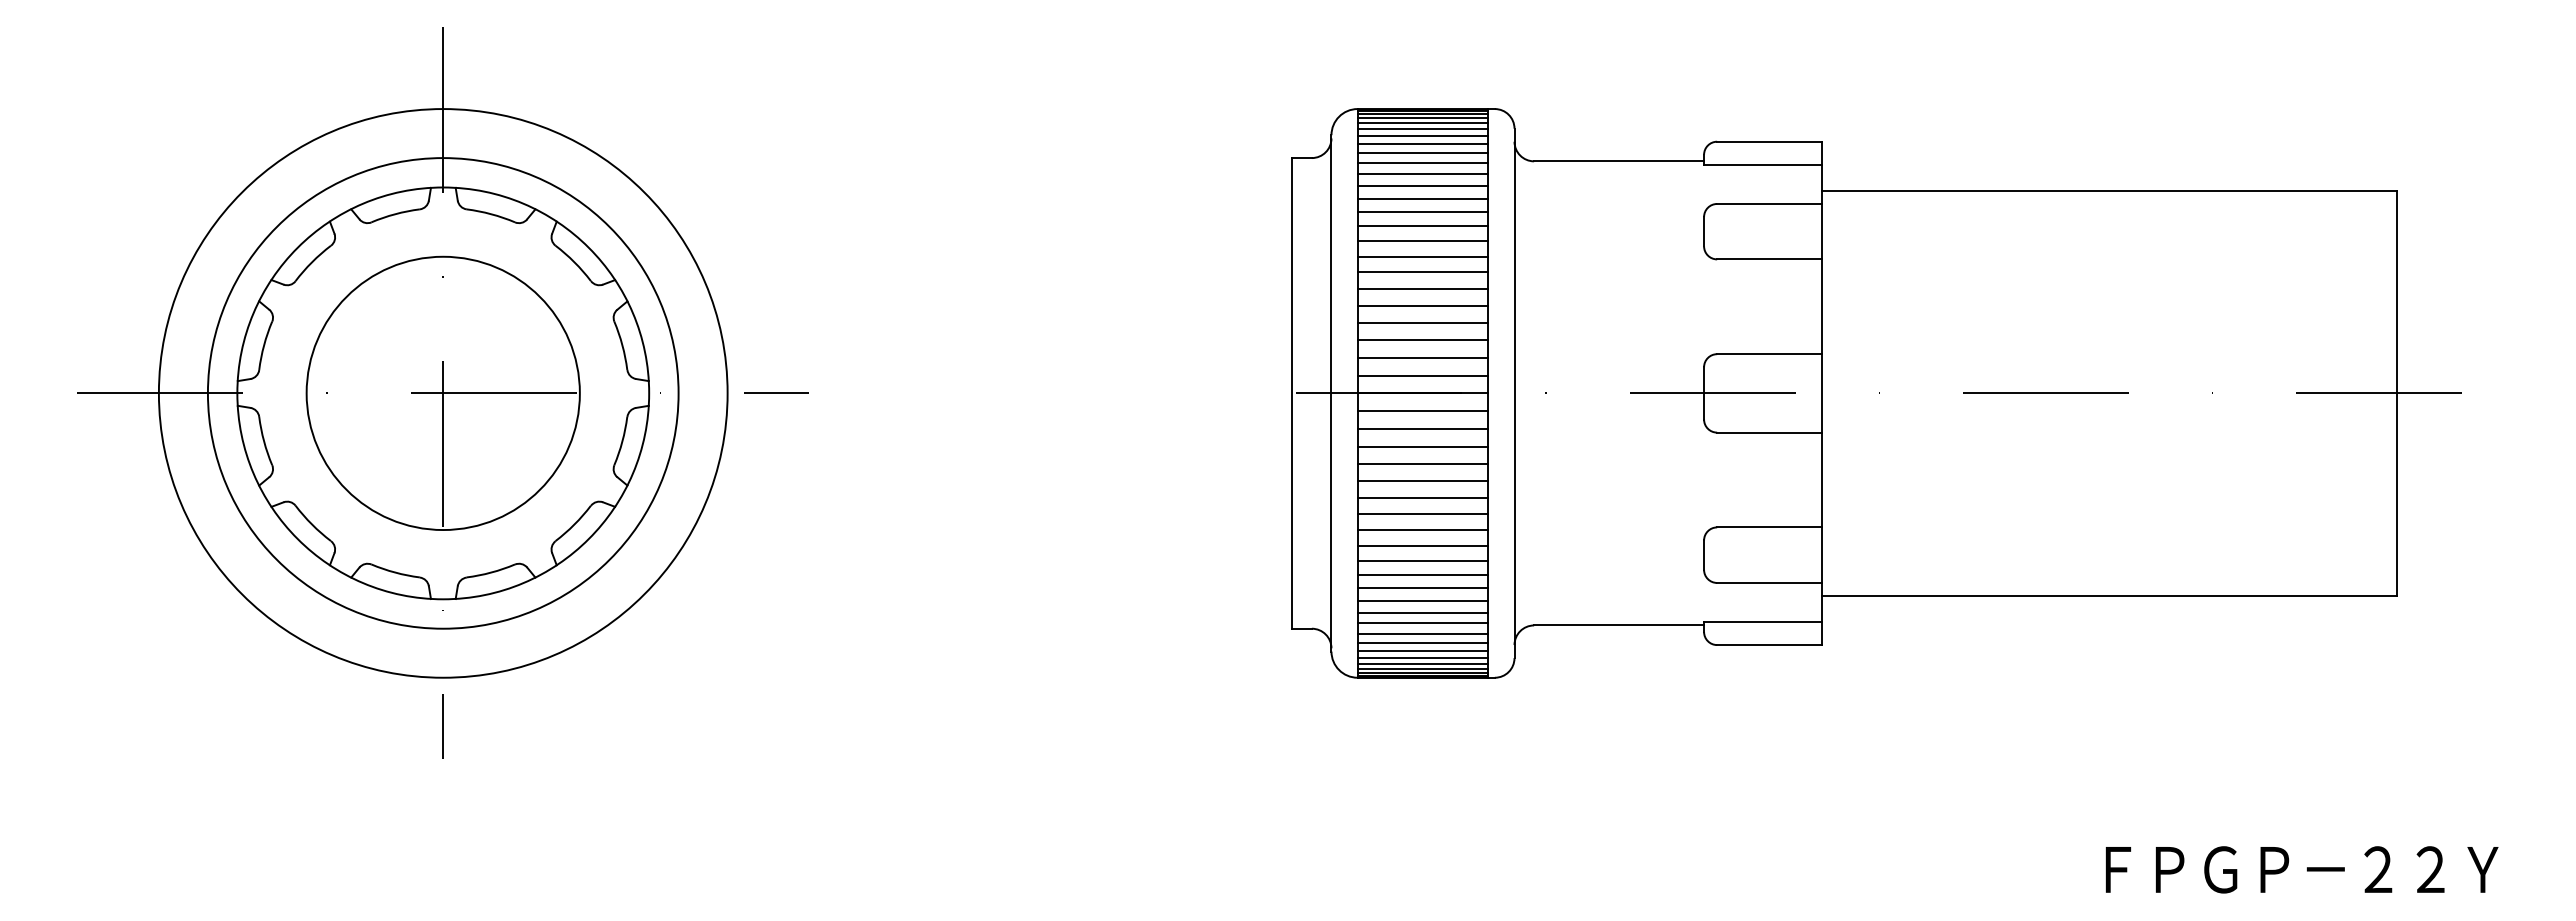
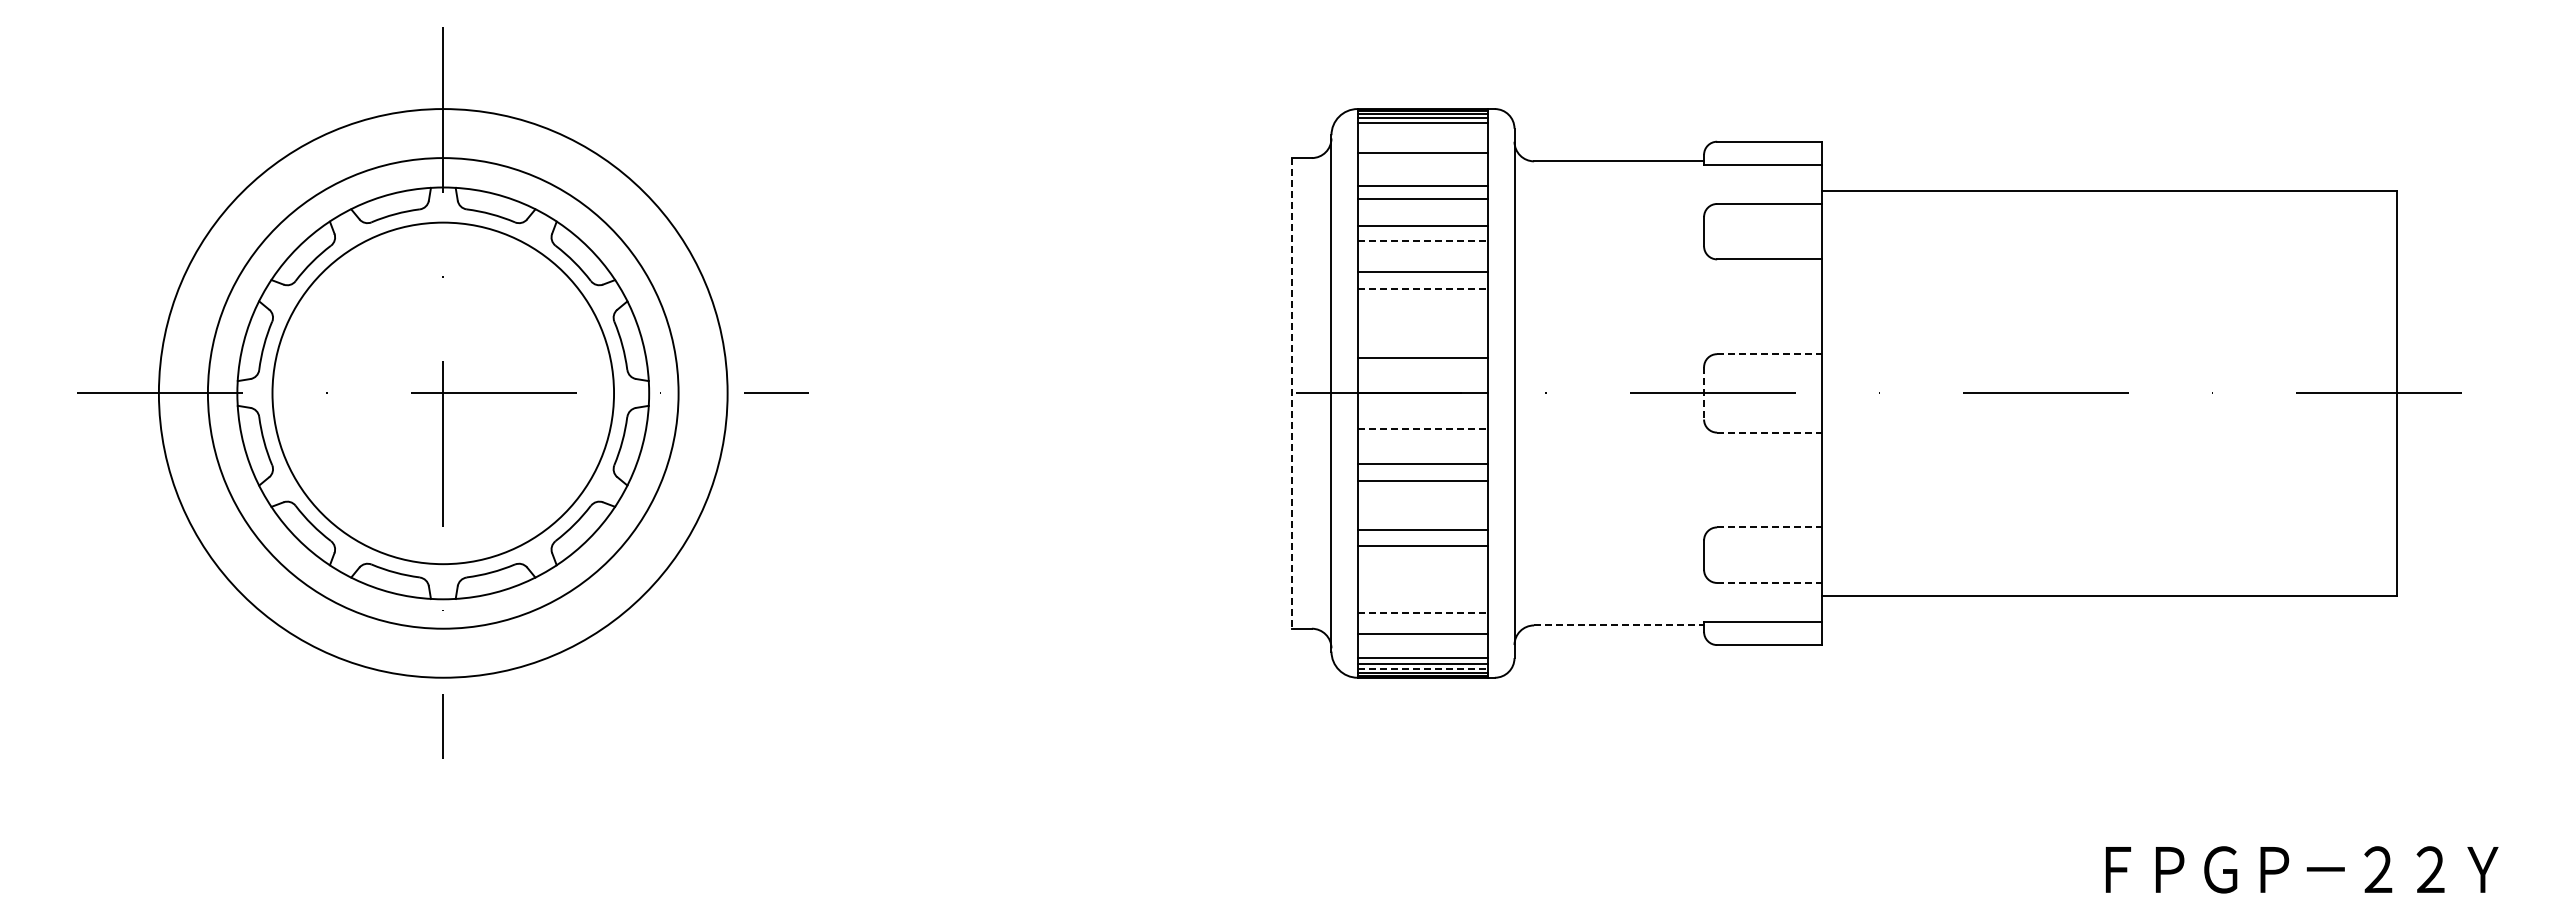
line: present -> none (1422, 129)
line: present -> none (1422, 136)
line: present -> none (1422, 144)
line: present -> none (1422, 163)
line: present -> none (1422, 174)
line: present -> none (1422, 212)
line: solid -> dashed (1423, 241)
line: present -> none (1422, 256)
line: solid -> dashed (1423, 288)
line: present -> none (1422, 305)
line: present -> none (1422, 322)
line: present -> none (1422, 340)
line: solid -> dashed (1769, 354)
line: present -> none (1422, 375)
circle diameter: 273 px -> 342 px (443, 393)
line: solid -> dashed (1292, 393)
line: solid -> dashed (1704, 393)
line: present -> none (1422, 411)
line: solid -> dashed (1423, 429)
line: solid -> dashed (1769, 432)
line: present -> none (1422, 446)
line: present -> none (1422, 498)
line: present -> none (1422, 514)
line: solid -> dashed (1769, 527)
line: present -> none (1422, 560)
line: present -> none (1422, 574)
line: solid -> dashed (1769, 582)
line: present -> none (1422, 588)
line: present -> none (1422, 600)
line: solid -> dashed (1423, 612)
line: present -> none (1422, 623)
line: solid -> dashed (1619, 625)
line: present -> none (1422, 642)
line: present -> none (1422, 650)
line: solid -> dashed (1423, 668)
